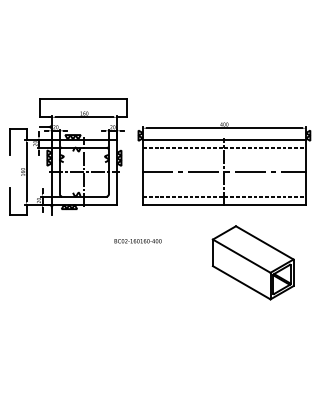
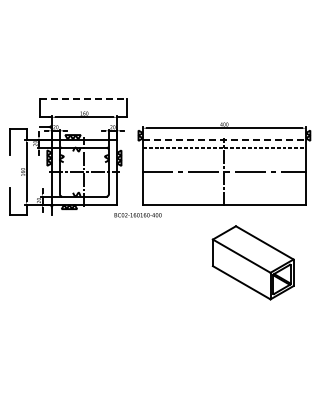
line: solid -> dashed (83, 98)
line: solid -> dashed (224, 139)
line: present -> none (224, 196)
text position: (137, 241) -> (137, 215) (137, 215)
